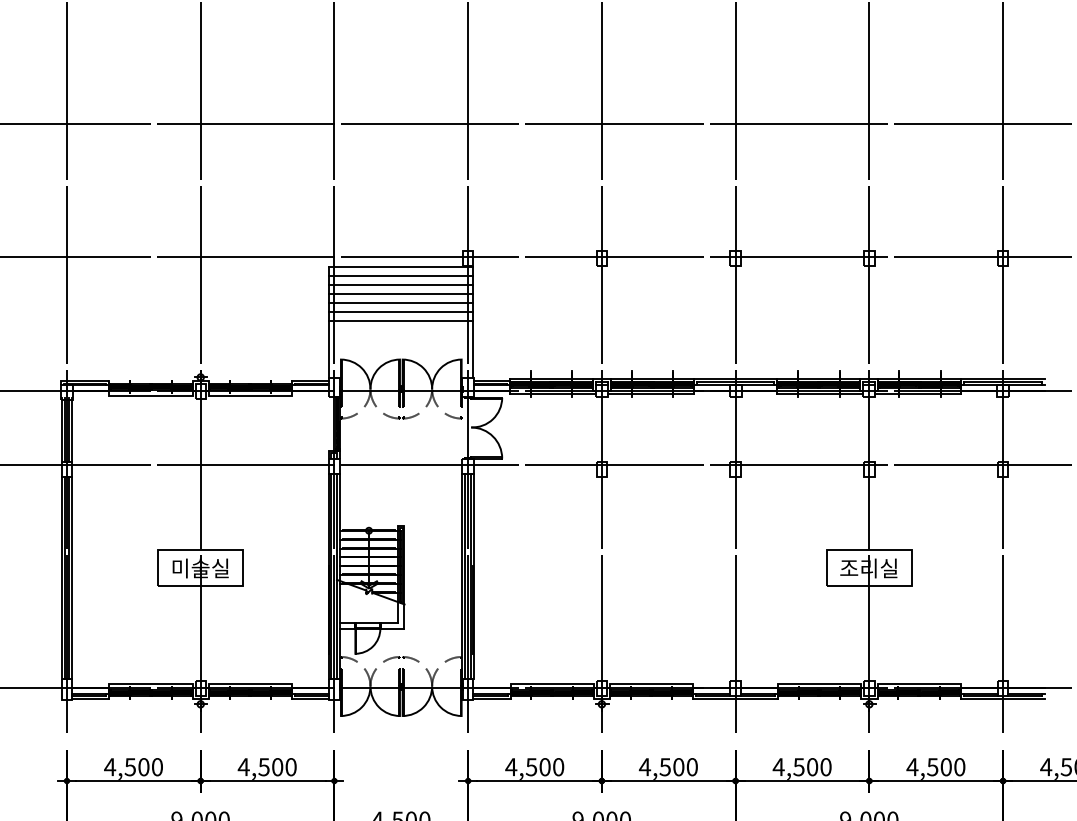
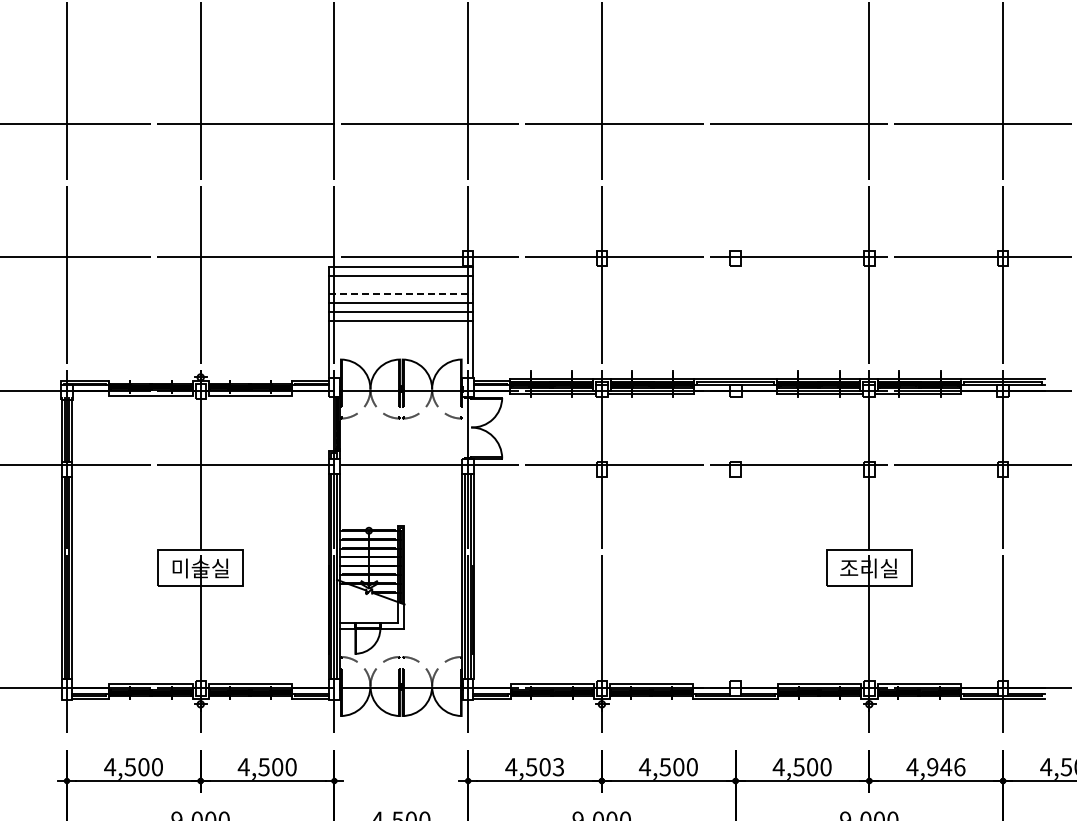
line: present -> none (401, 285)
line: solid -> dashed (401, 294)
line: present -> none (735, 367)
text: 4,500 -> 4,503 (558, 767)
text: 4,500 -> 4,946 (946, 767)
